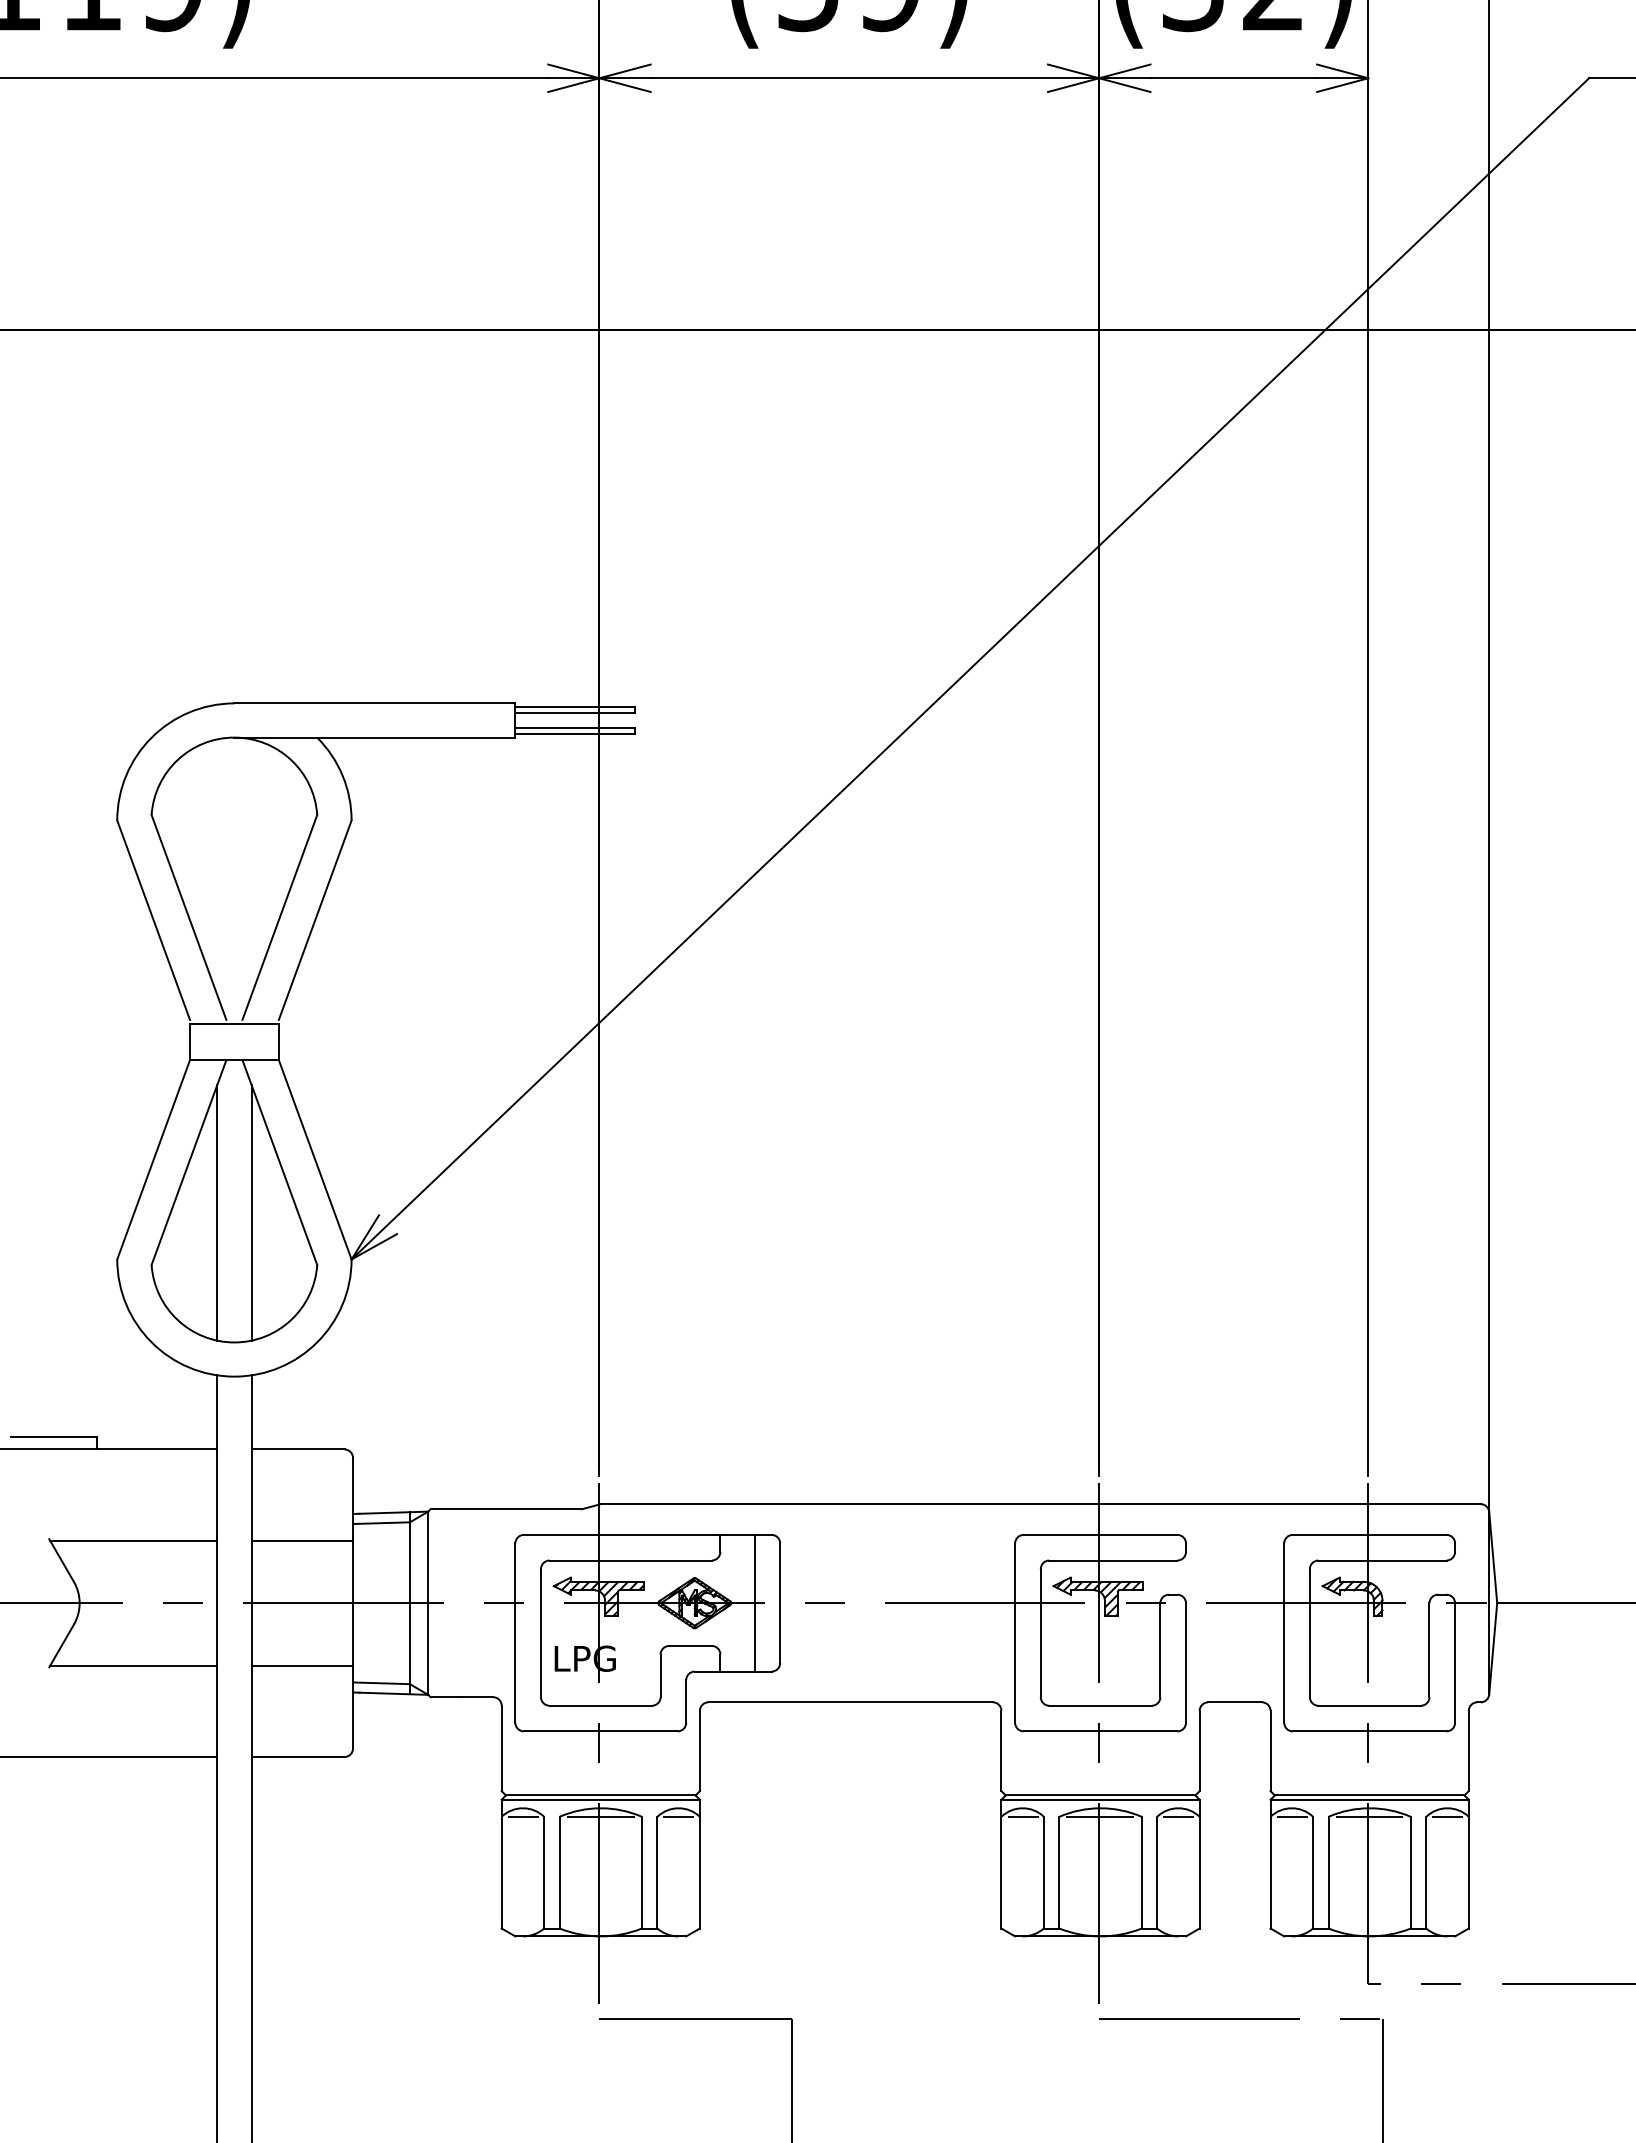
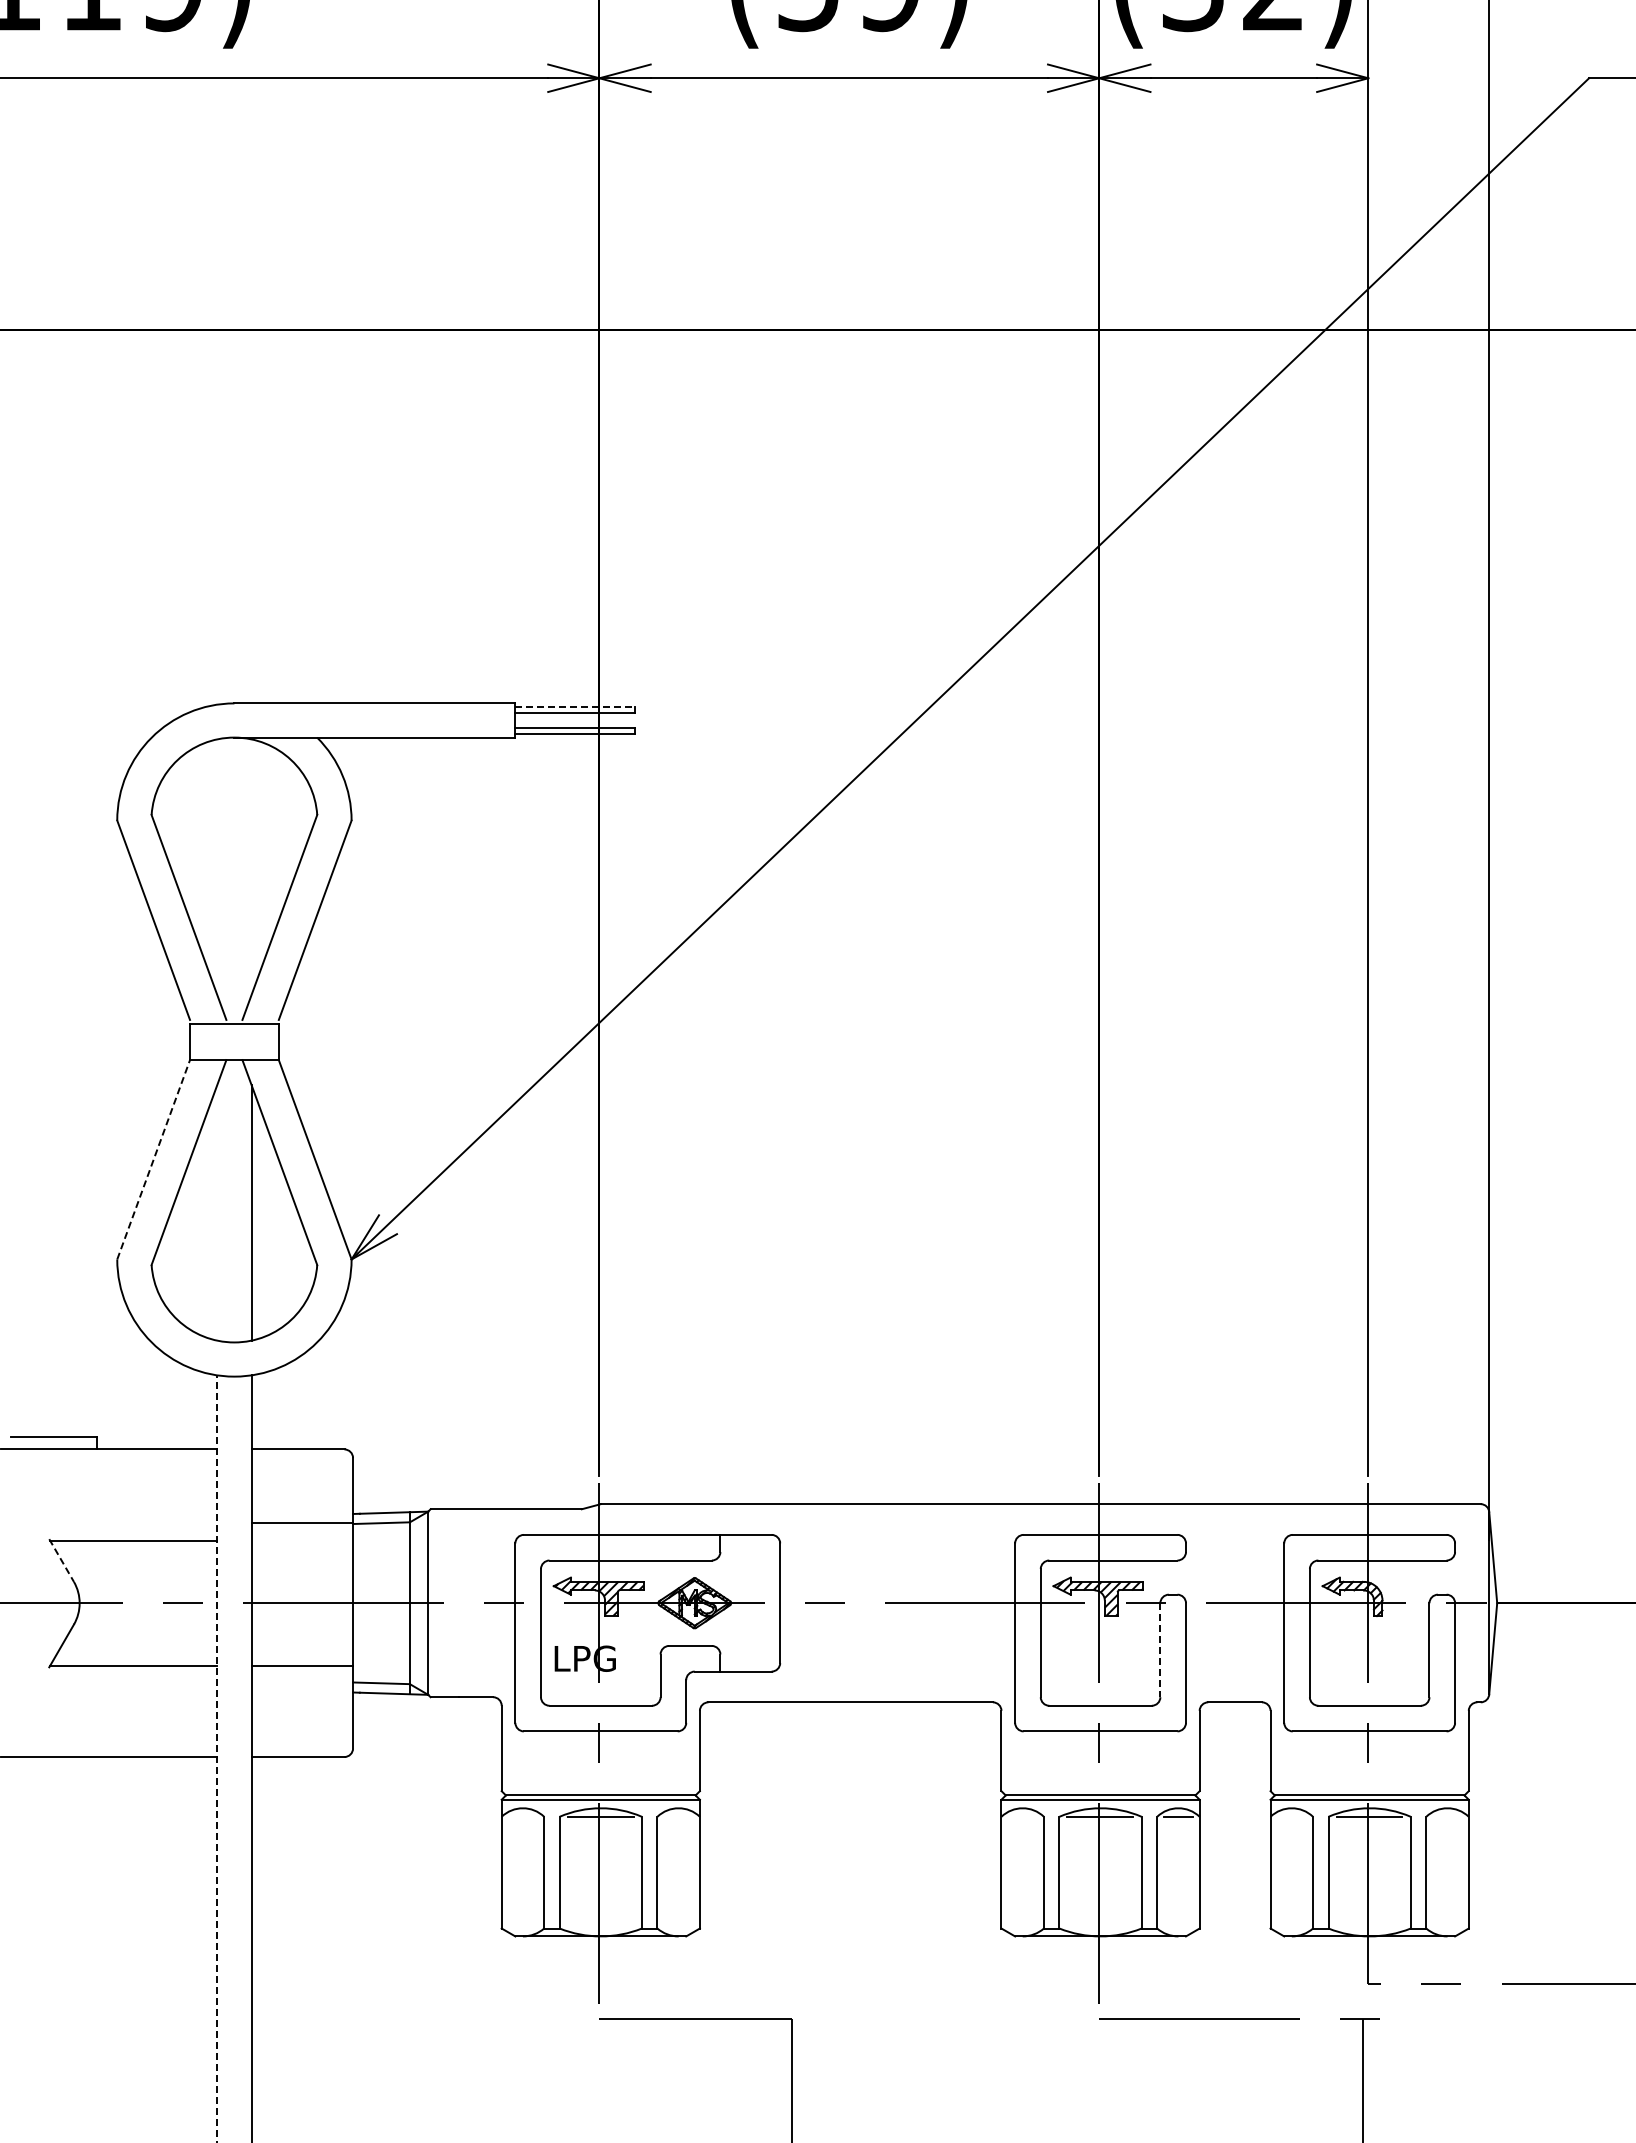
line: solid -> dashed (575, 706)
line: solid -> dashed (153, 1159)
line: present -> none (217, 1212)
line position: (302, 1540) -> (302, 1522) (302, 1522)
line: solid -> dashed (61, 1560)
line: present -> none (754, 1602)
line: solid -> dashed (1160, 1650)
line: solid -> dashed (217, 1759)
line: present -> none (523, 1816)
line: present -> none (678, 1816)
line: present -> none (1022, 1816)
line: present -> none (1291, 1816)
line: present -> none (1446, 1816)
line position: (1382, 2079) -> (1362, 2079) (1362, 2079)
